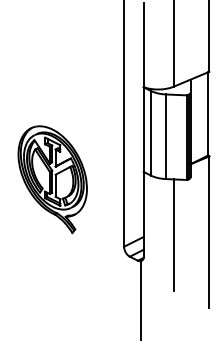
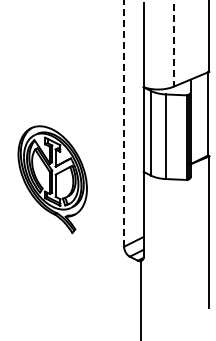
line: solid -> dashed (173, 43)
line: solid -> dashed (124, 123)
line: present -> none (173, 235)
